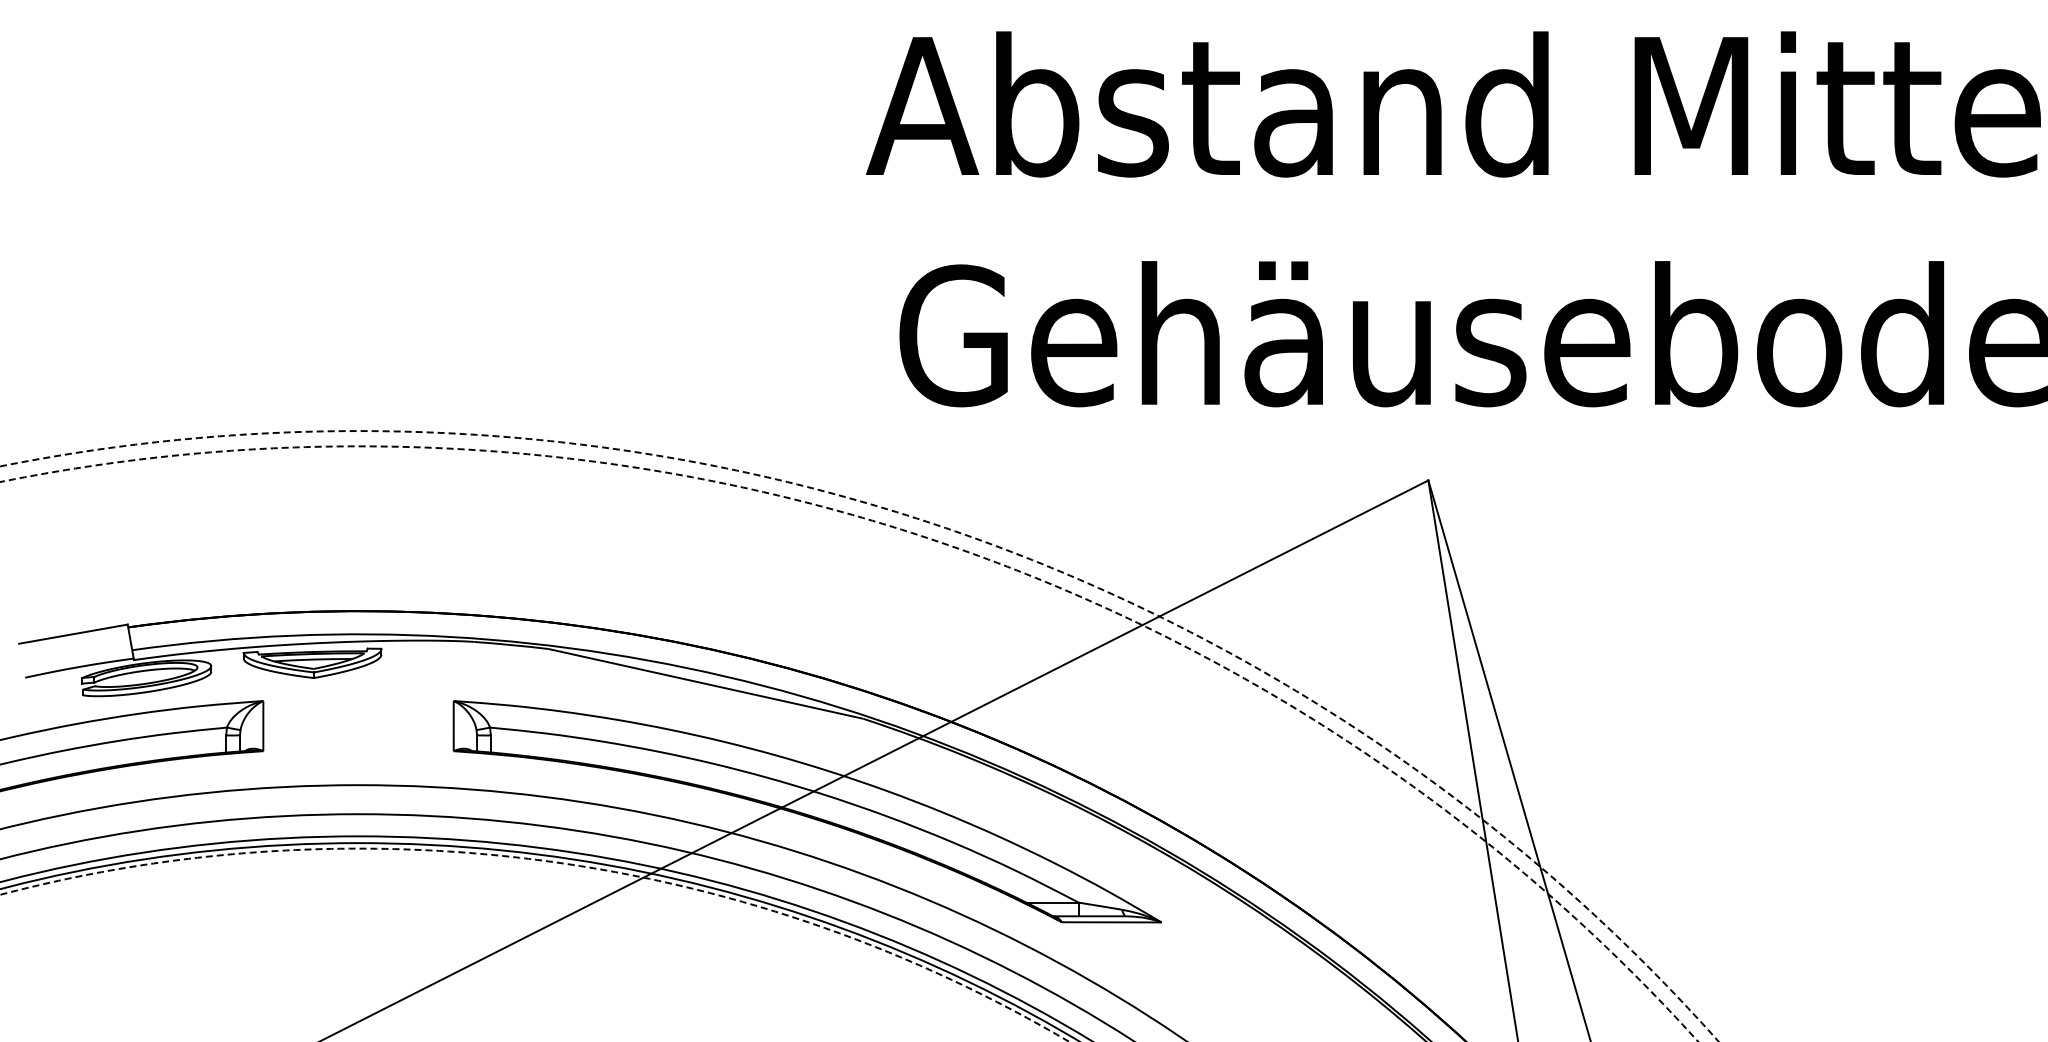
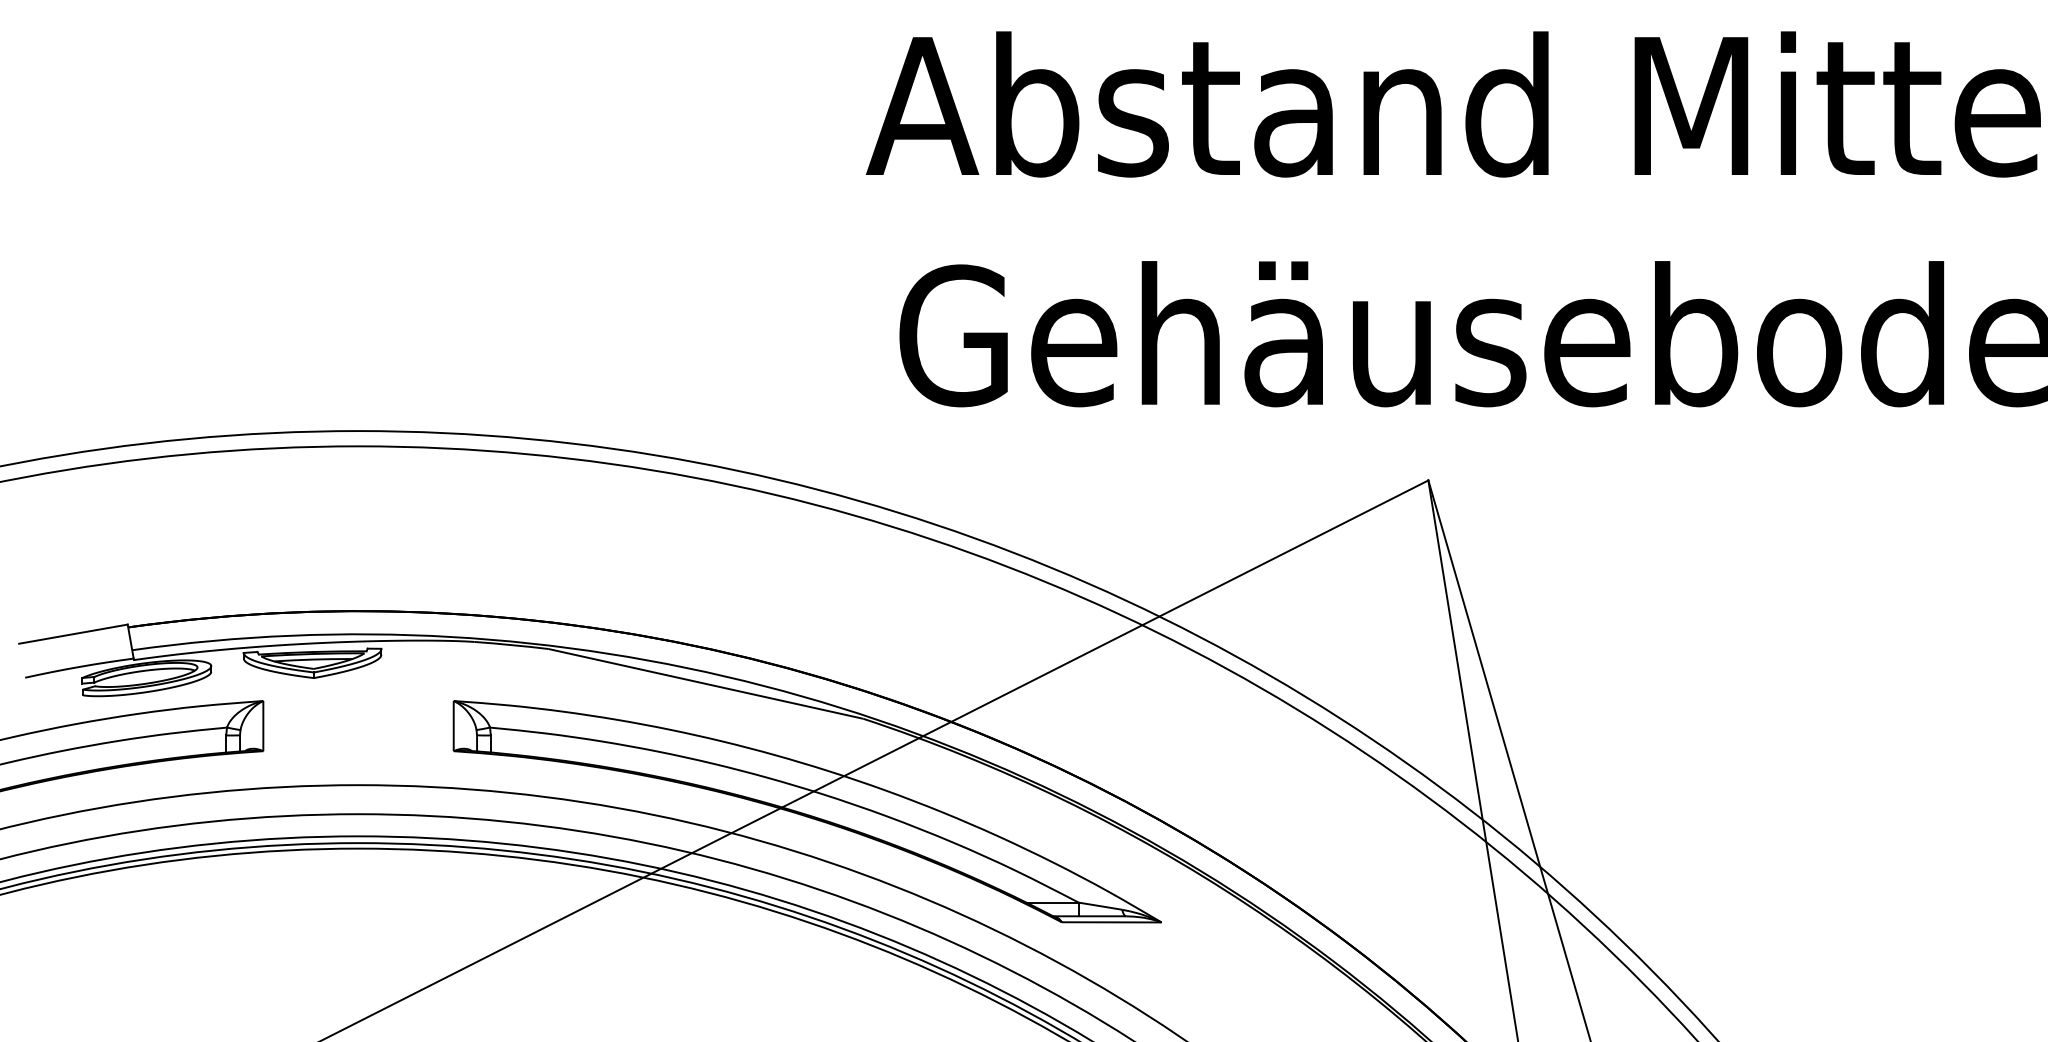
arc: dashed -> solid (936, 524)
arc: dashed -> solid (926, 537)
circle: dashed -> solid (534, 944)
